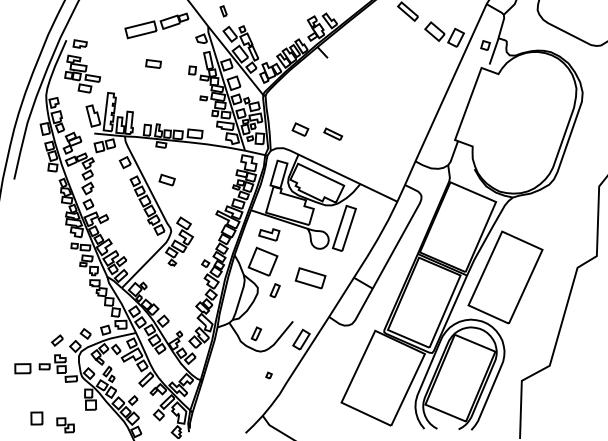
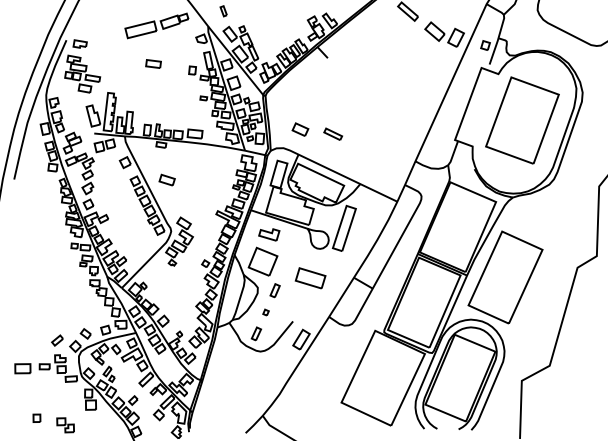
part: none -> present (522, 120)
part position: (268, 375) -> (265, 312) (265, 312)
part size: 14x15 px -> 10x10 px (36, 417)
